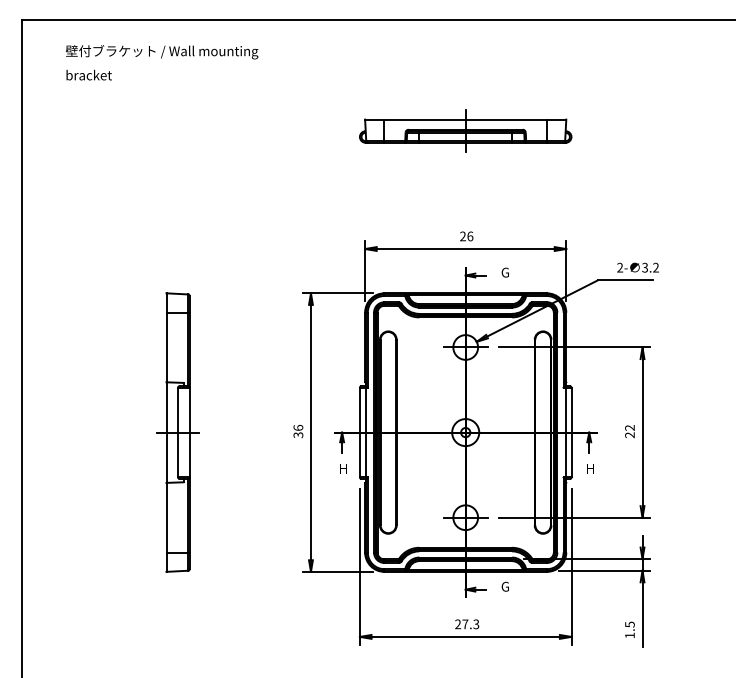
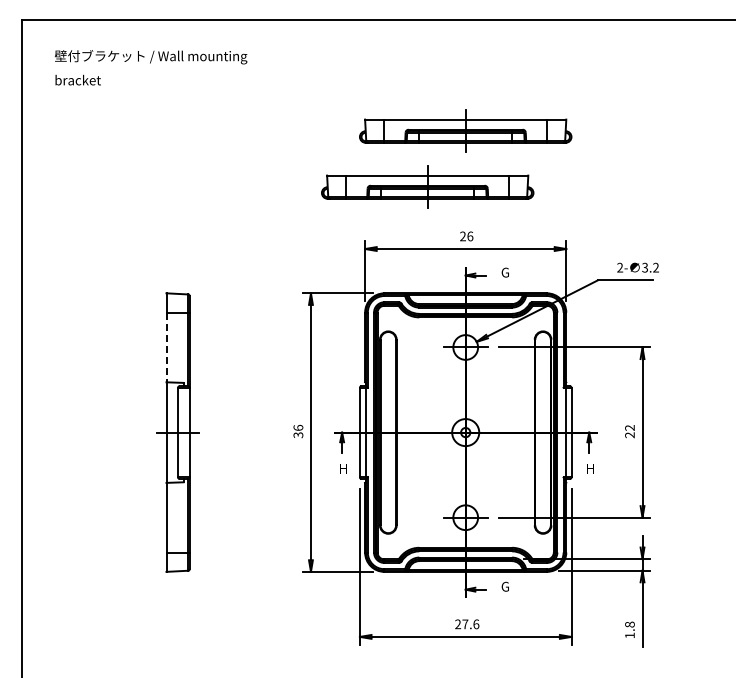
text position: (161, 62) -> (150, 67) (150, 67)
part: none -> present (427, 186)
line: solid -> dashed (166, 347)
text: 27.3 -> 27.6 (476, 624)
text: 1.5 -> 1.8 (629, 624)
